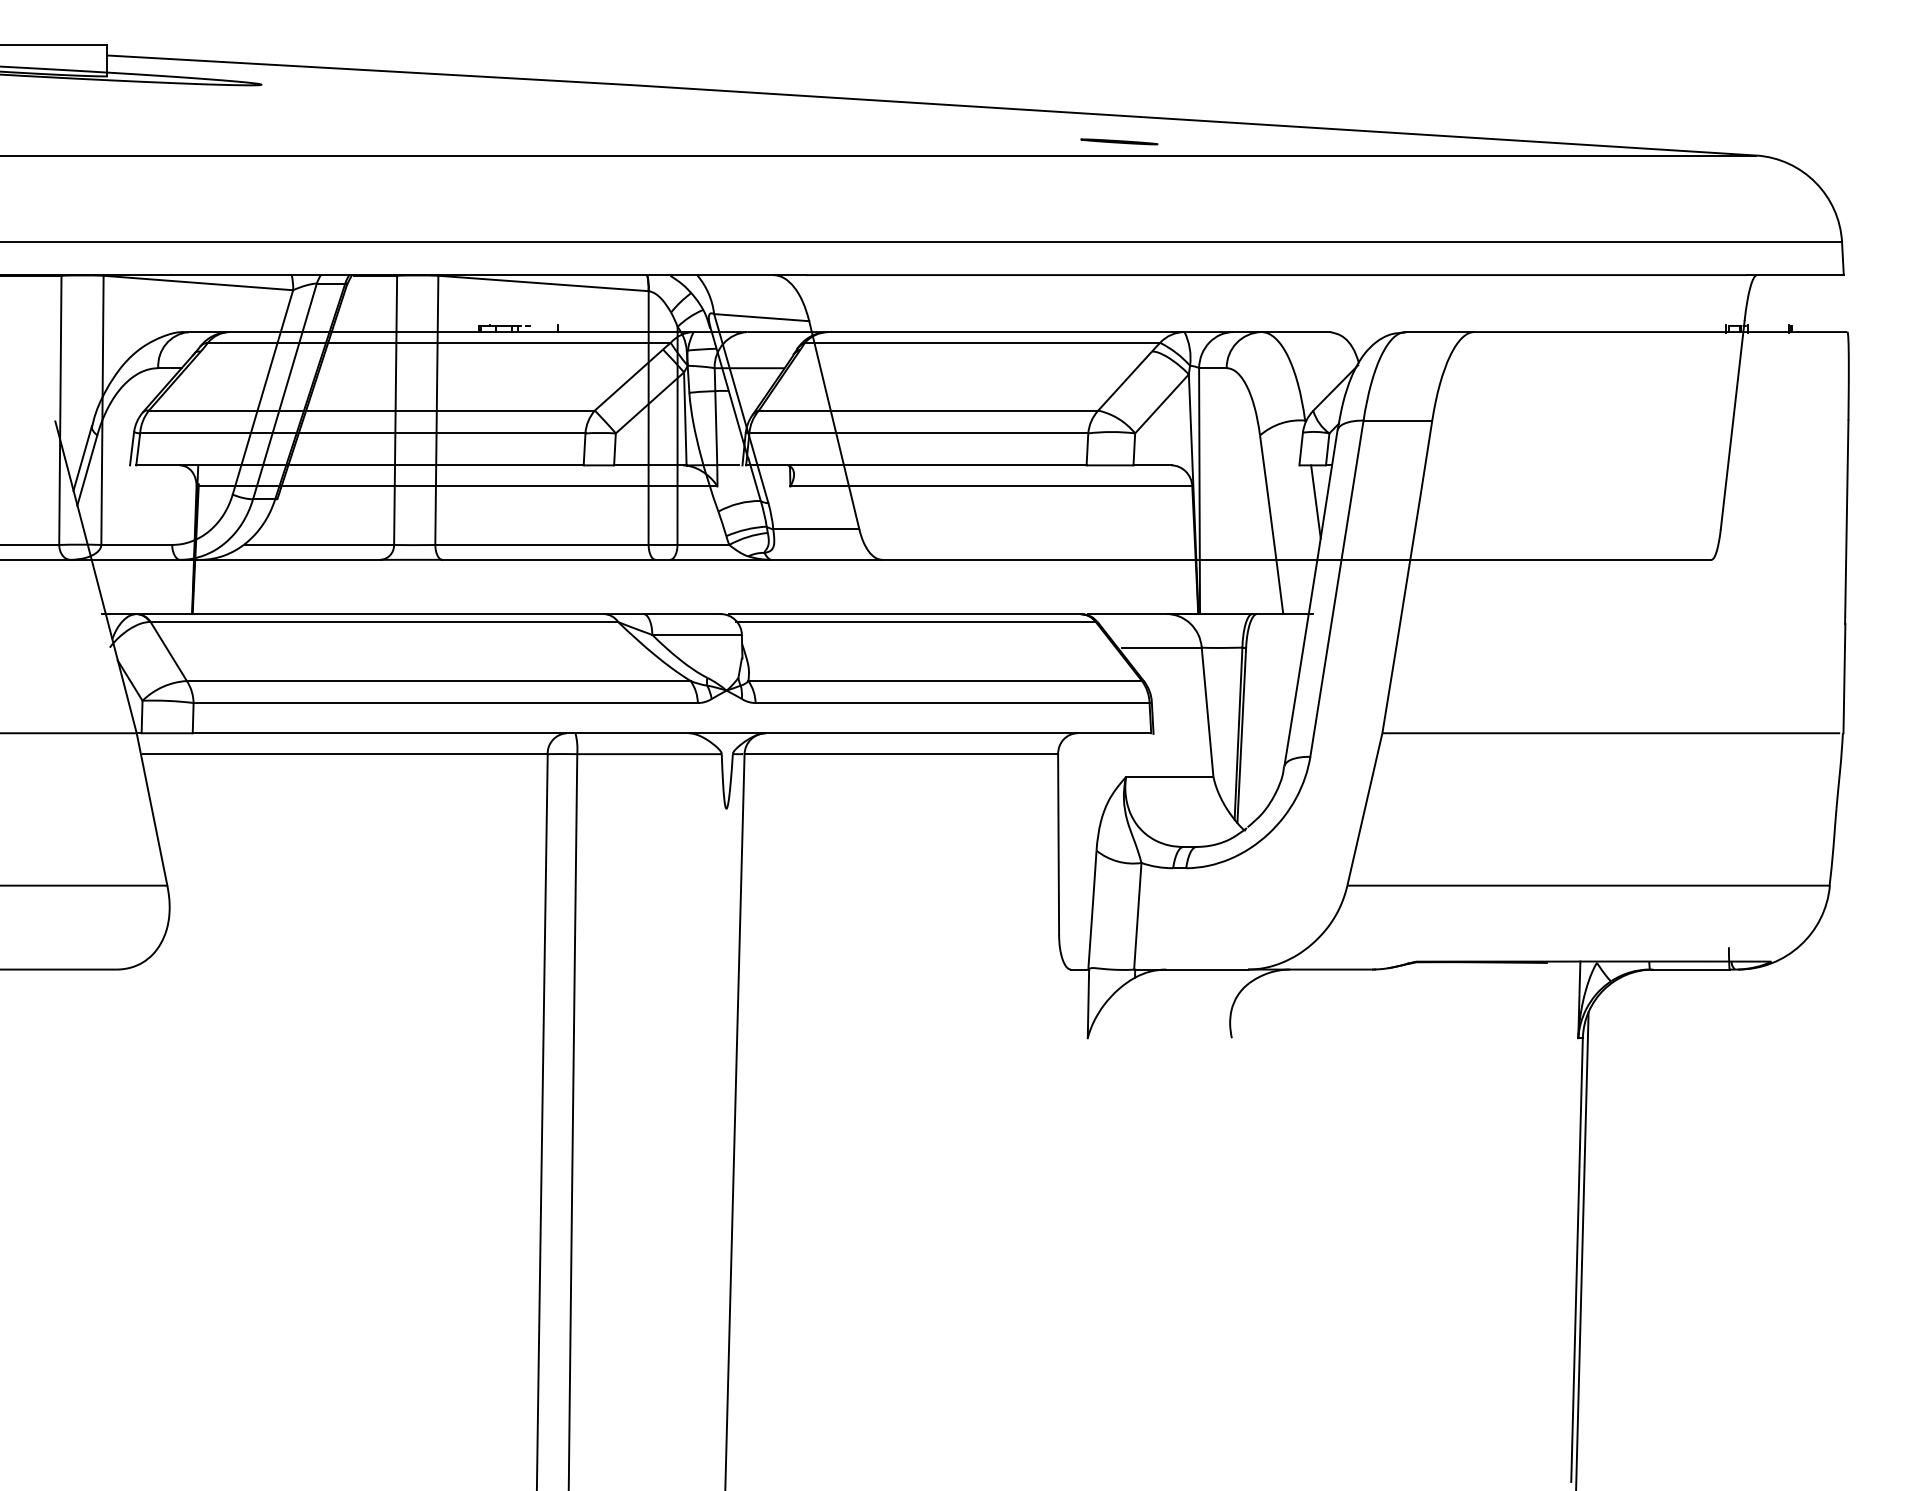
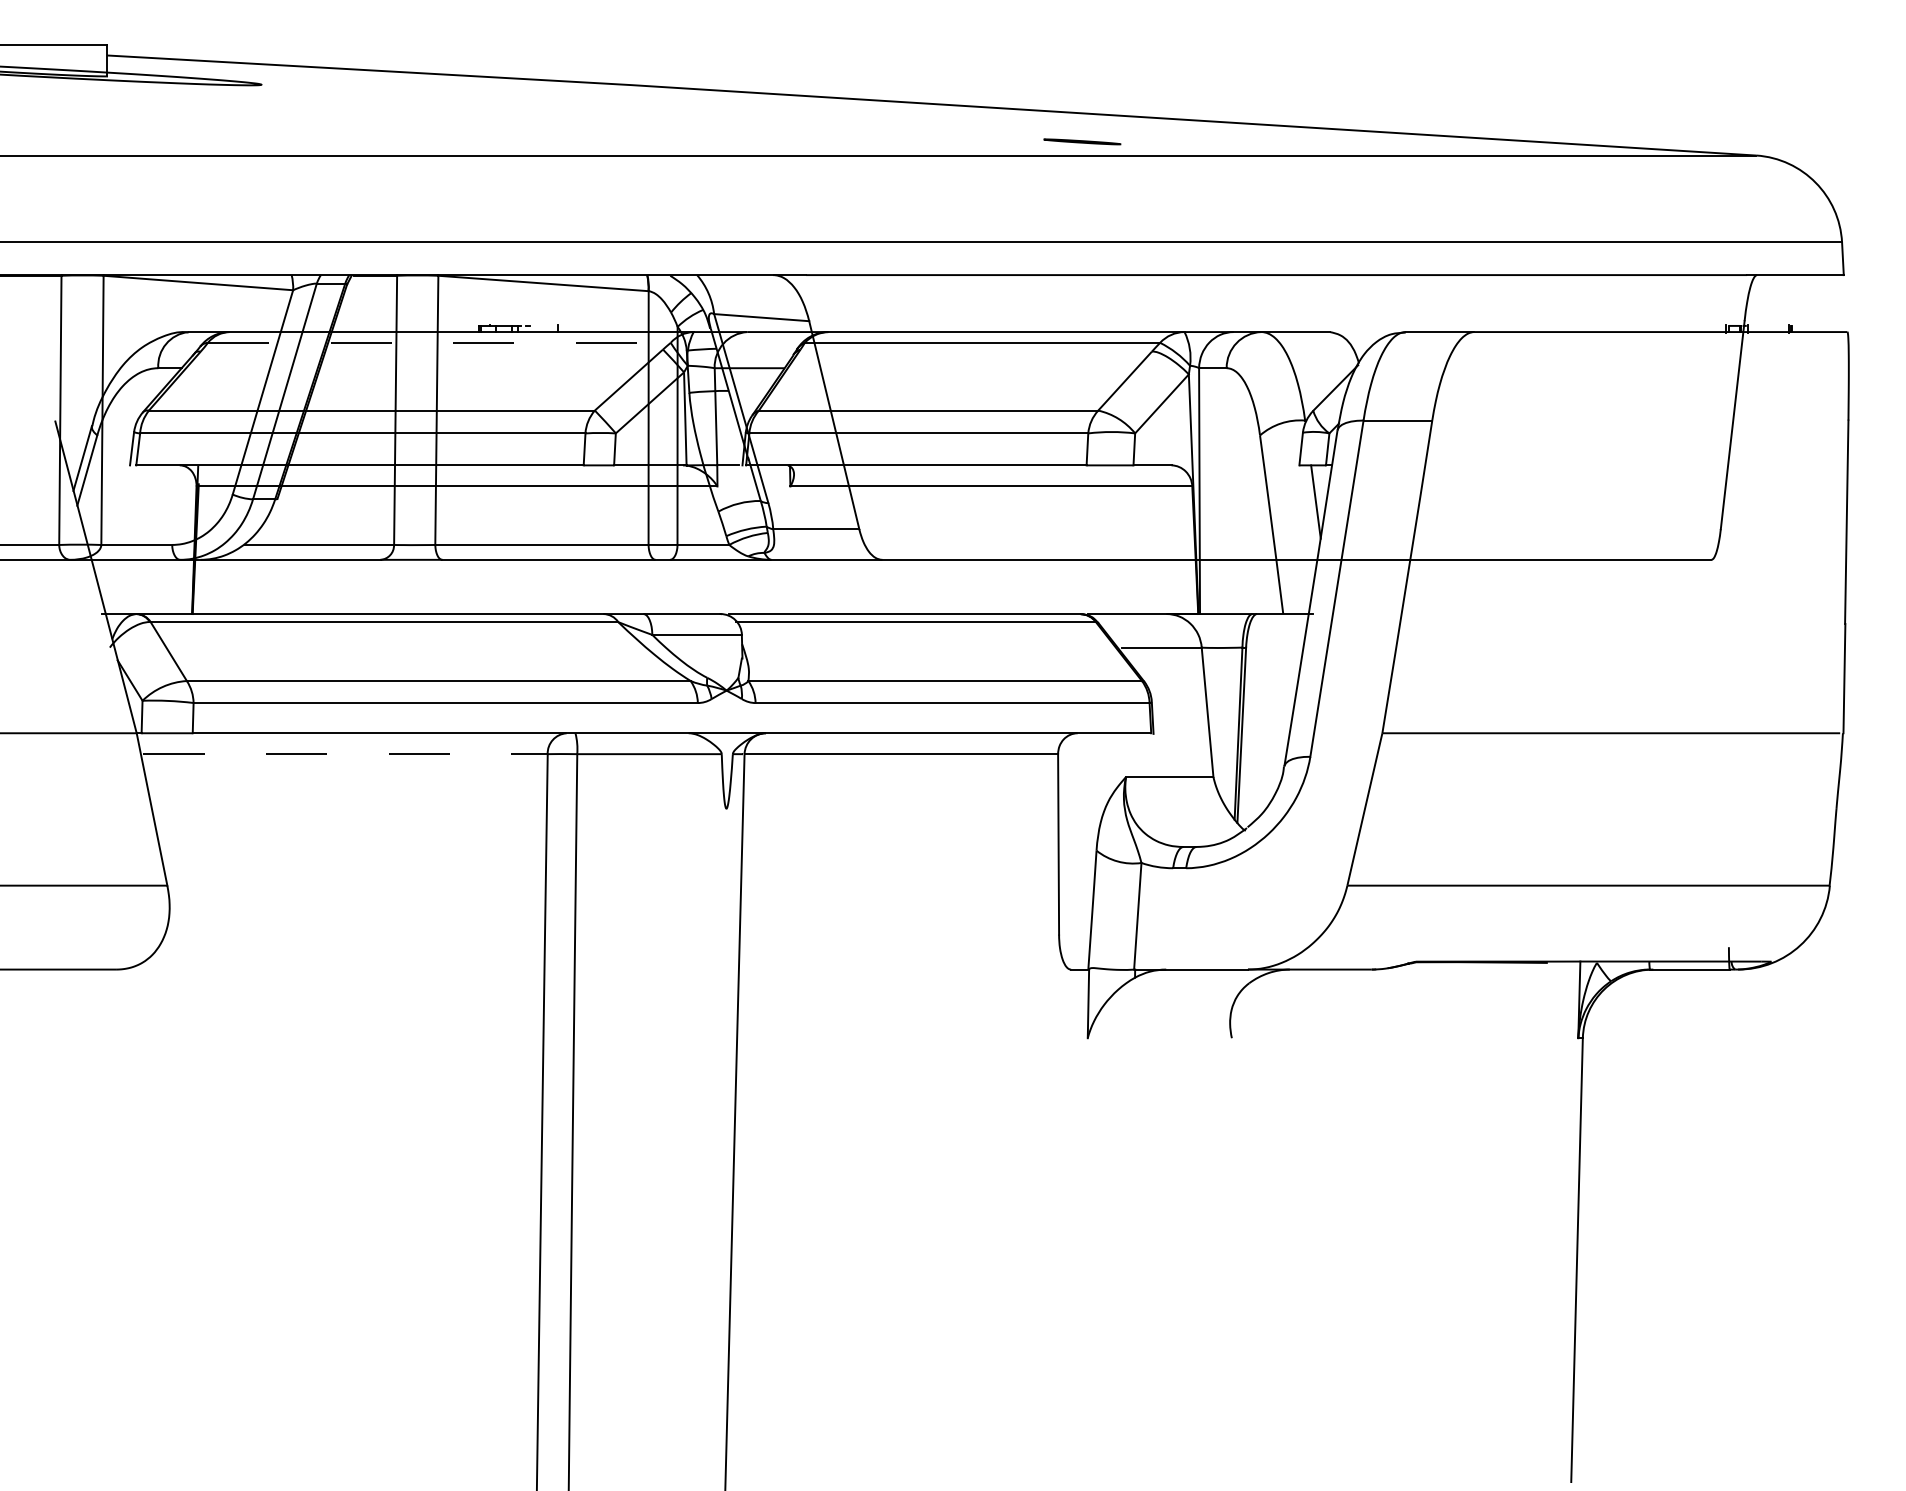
line position: (1119, 141) -> (1082, 141) (1082, 141)
line: solid -> dashed (439, 342)
line: solid -> dashed (346, 754)
line: present -> none (1582, 1249)
